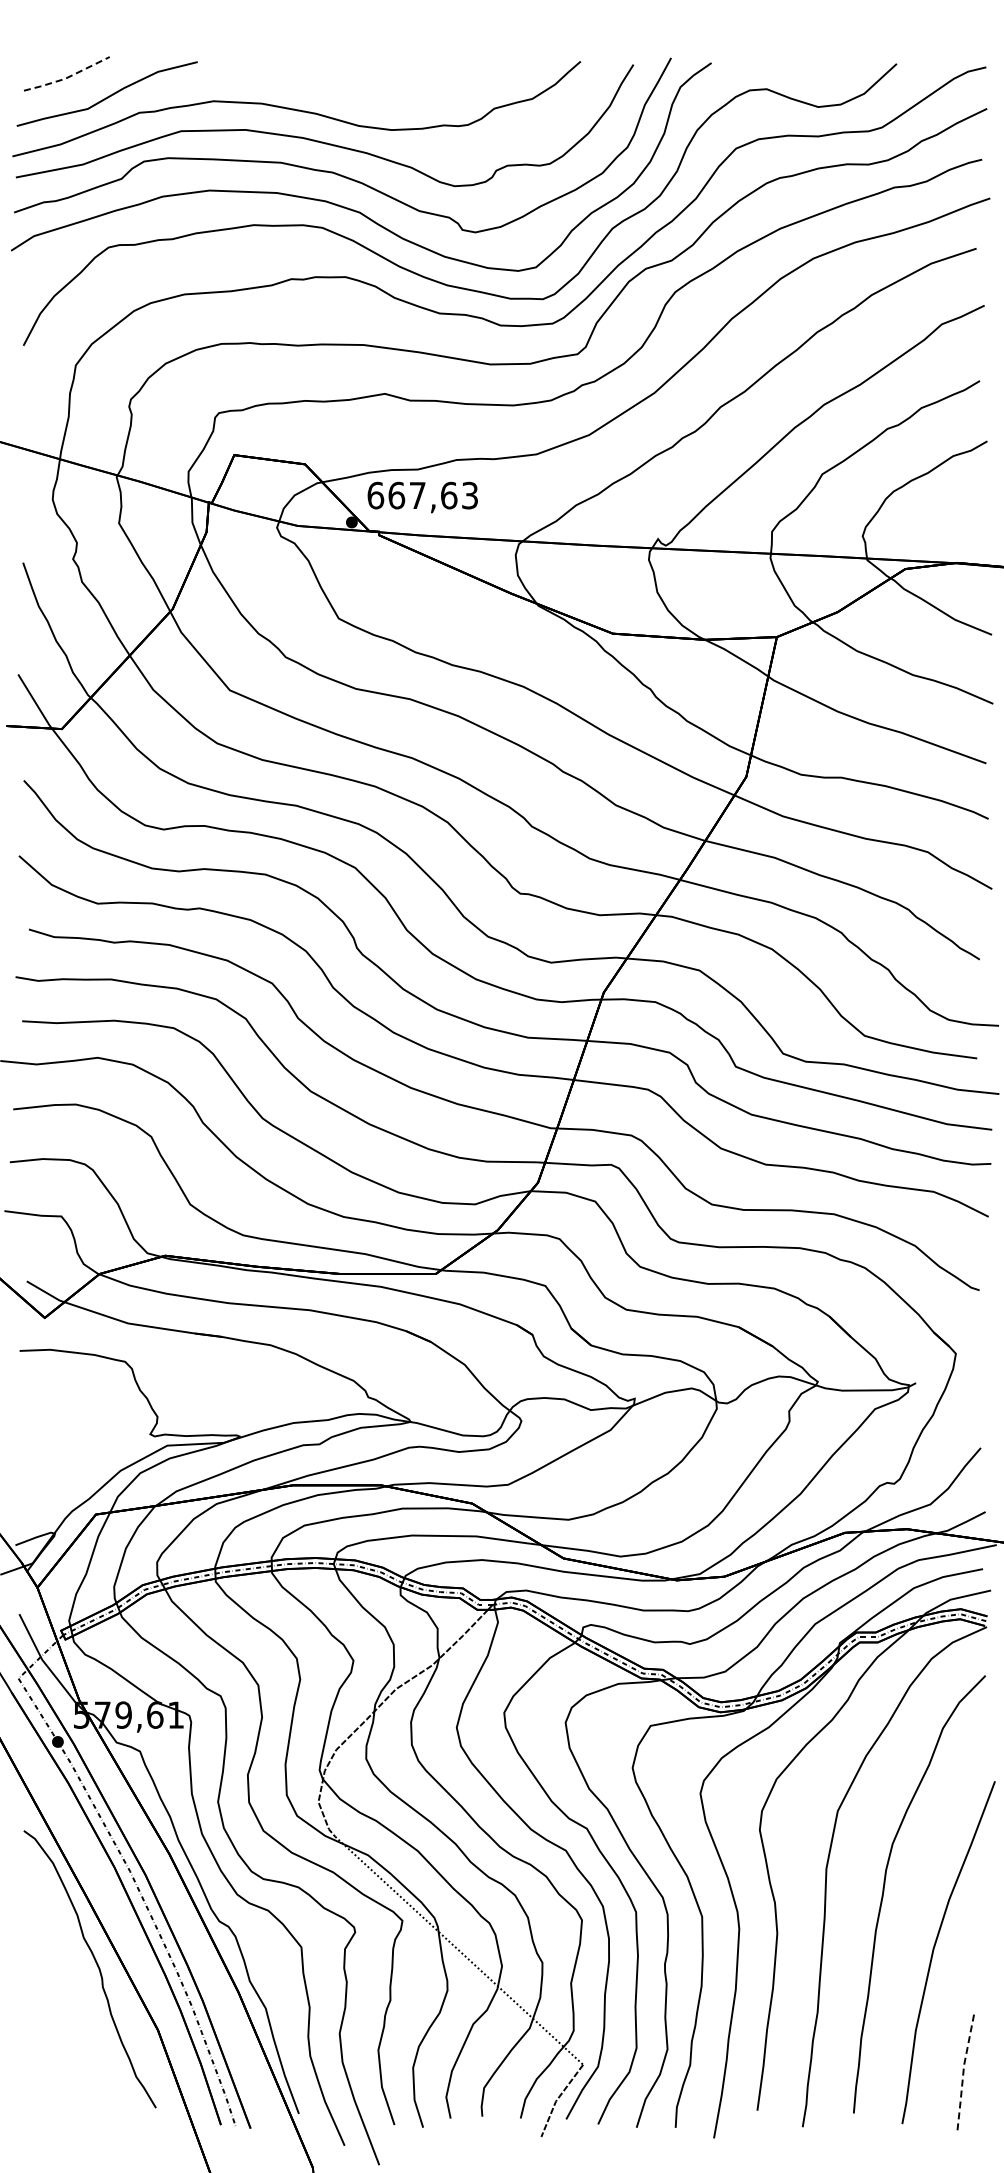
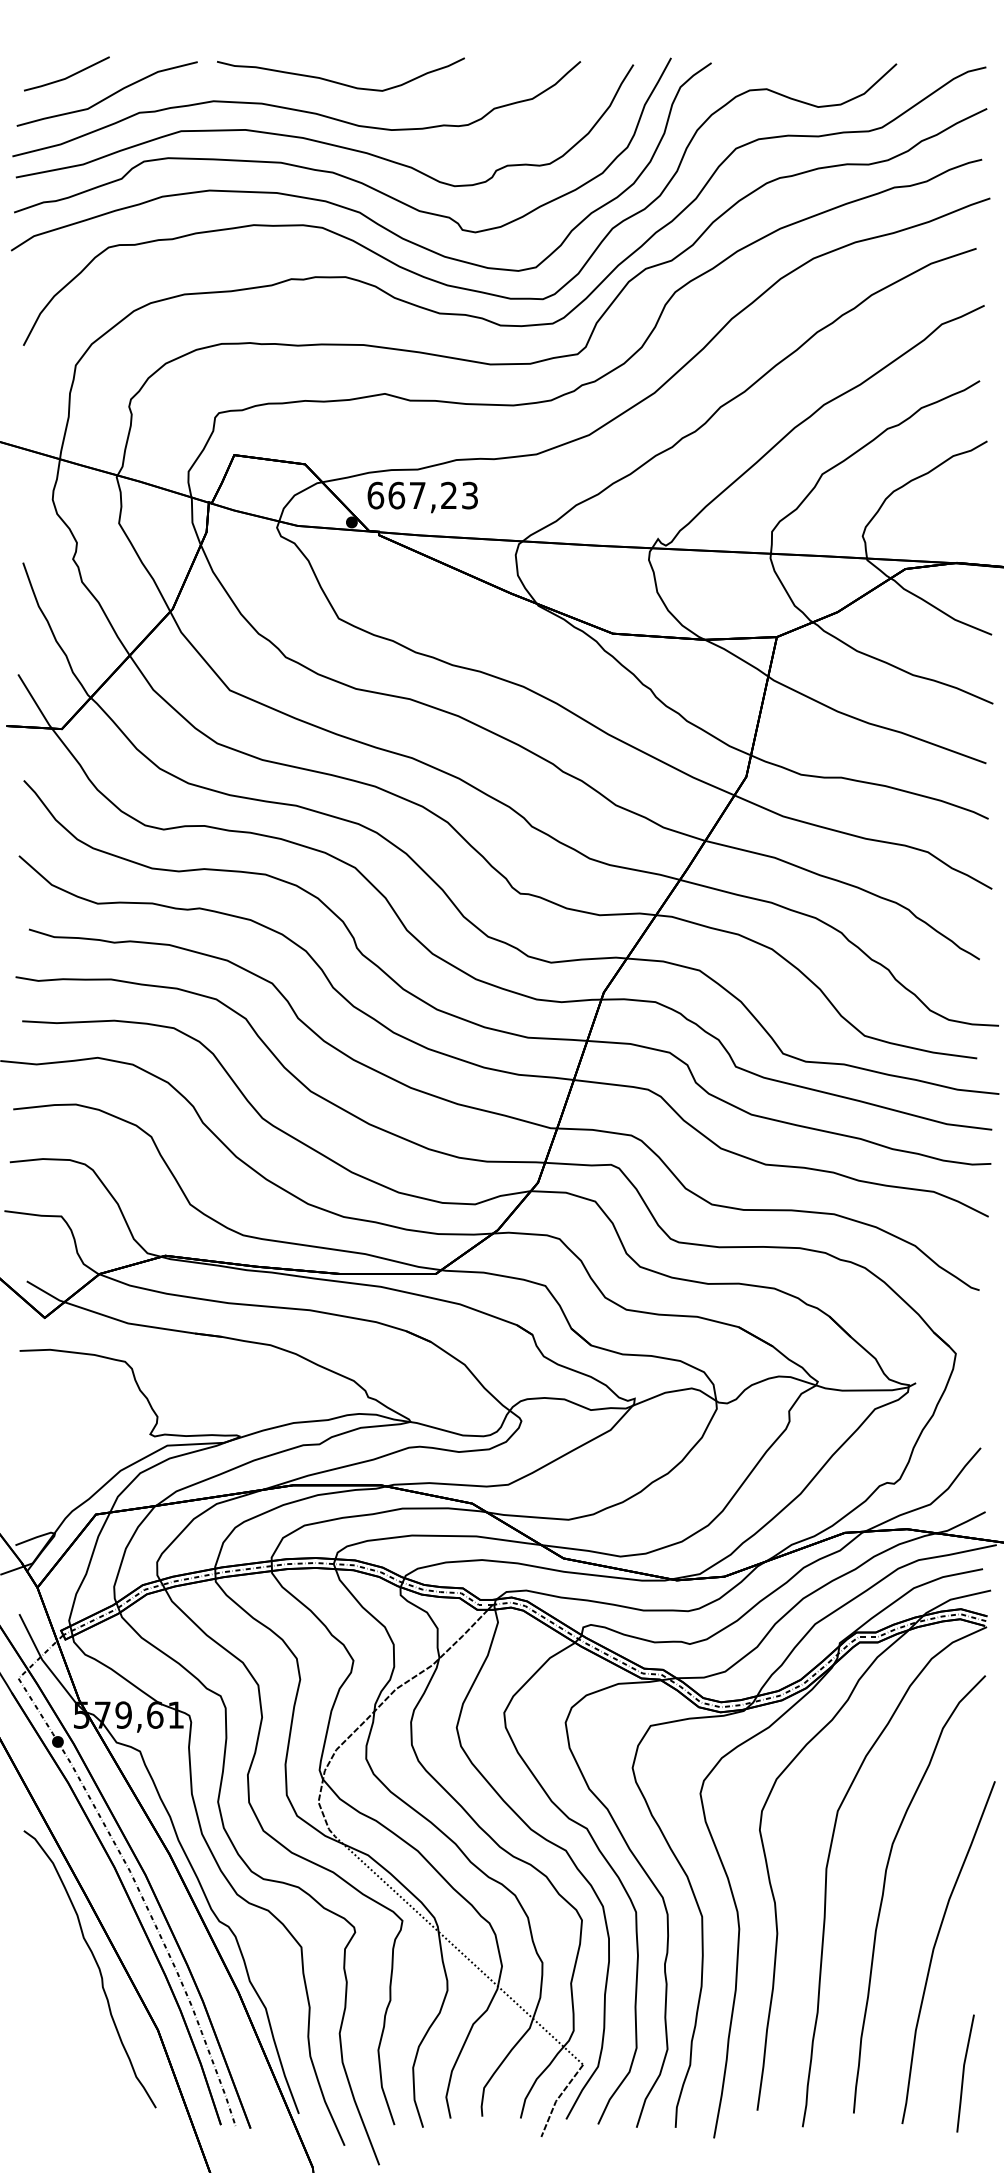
line: dashed -> solid (67, 77)
curve: none -> present (340, 82)
text: 667,63 -> 667,23 (449, 495)
line: dashed -> solid (963, 2074)
